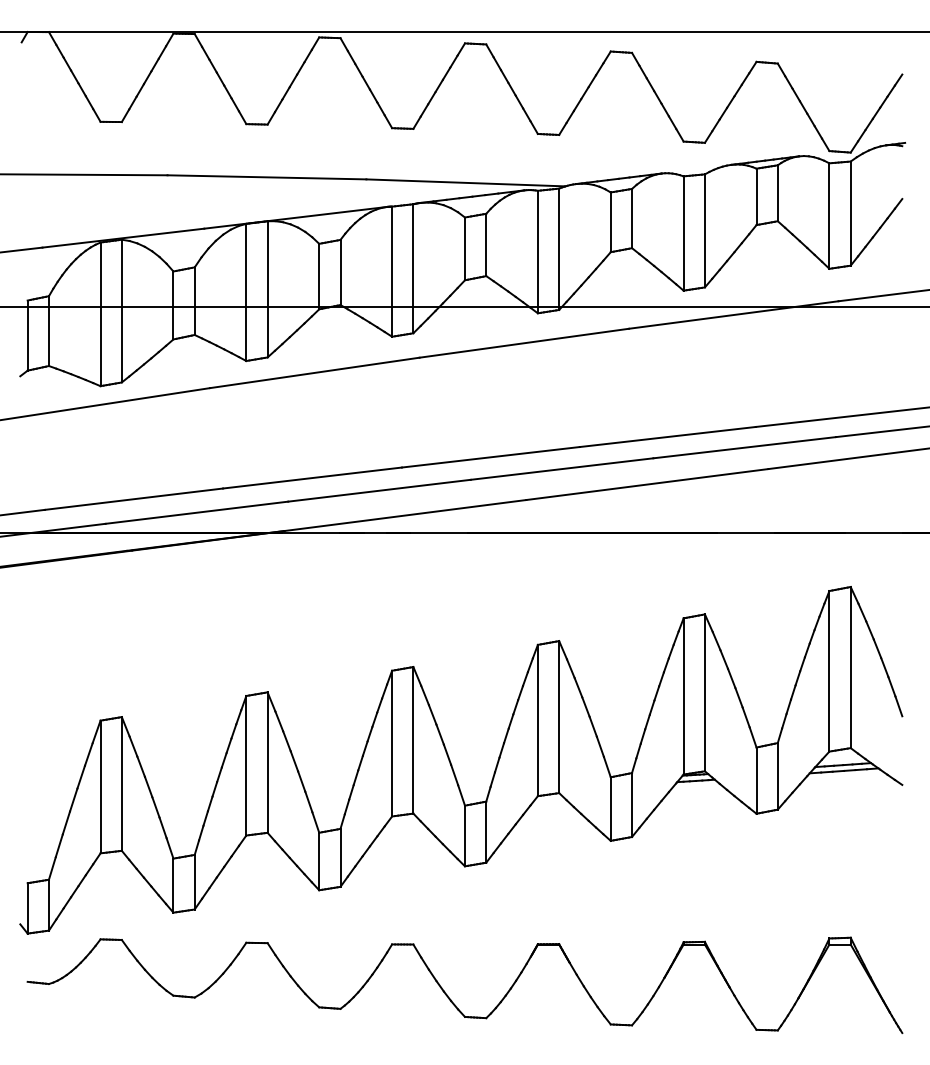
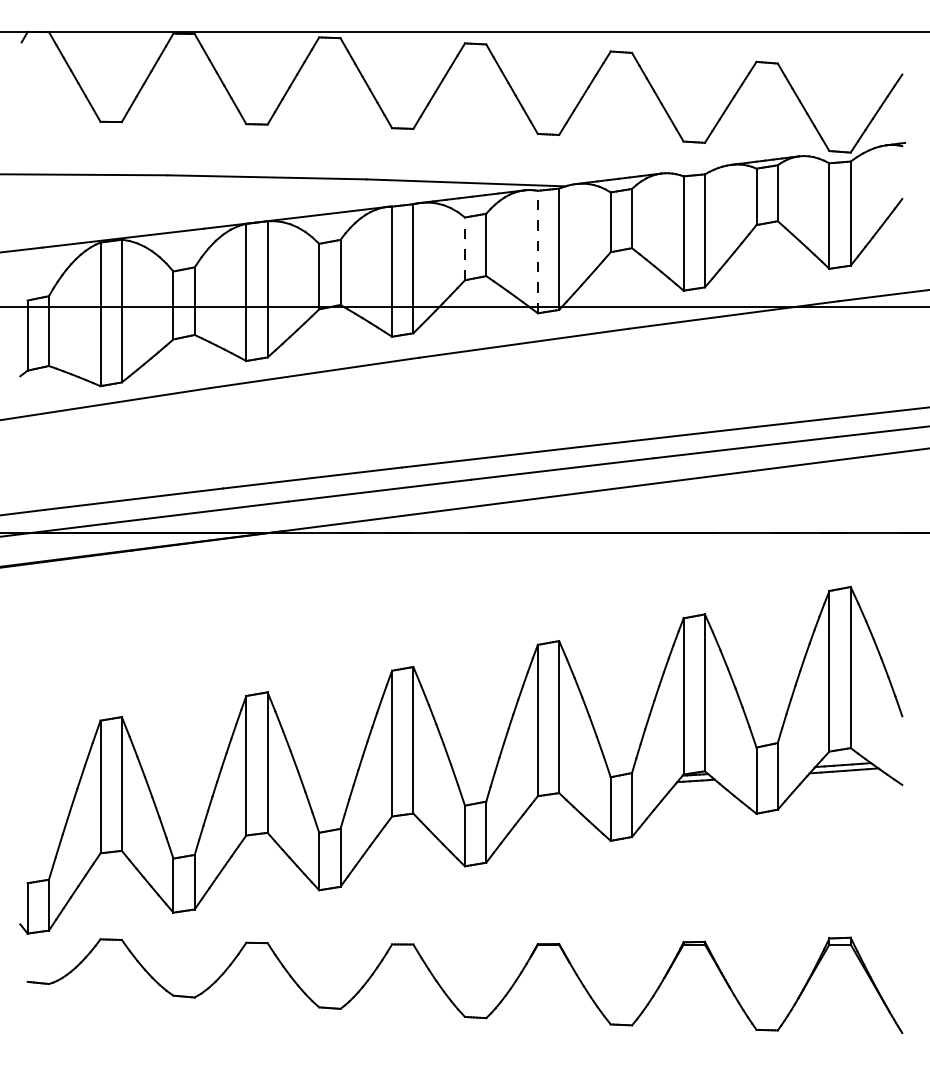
line: solid -> dashed (465, 248)
line: solid -> dashed (537, 251)
